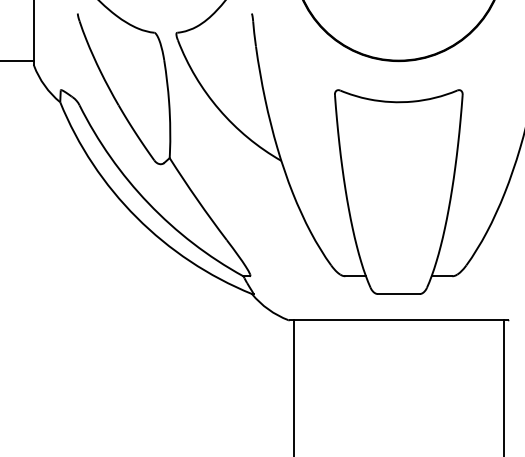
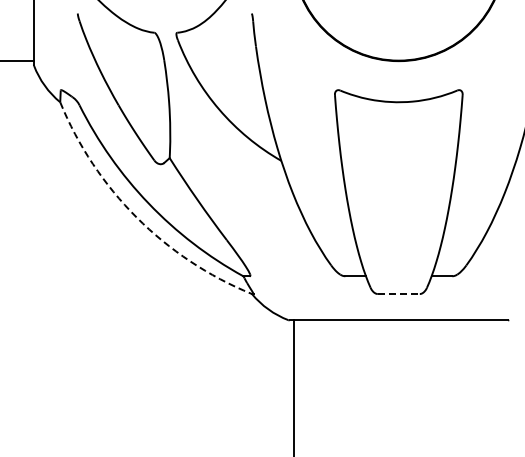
arc: solid -> dashed (136, 217)
line: solid -> dashed (399, 294)
line: present -> none (504, 386)
